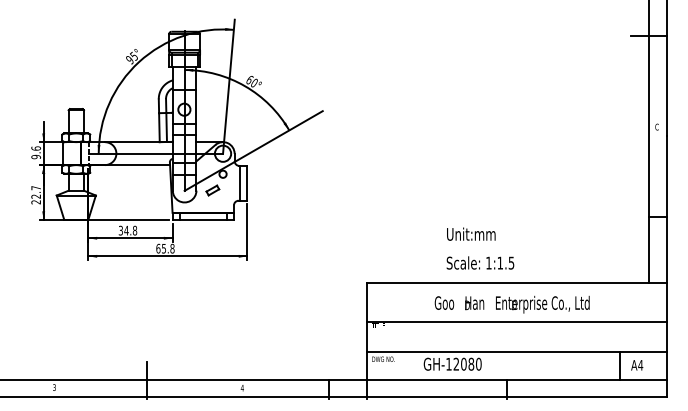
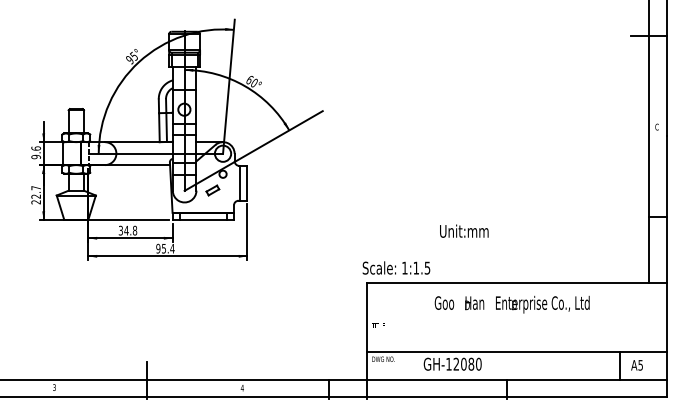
text position: (471, 233) -> (464, 230) (464, 230)
text: 65.8 -> 95.4 (165, 248)
text position: (480, 262) -> (396, 267) (396, 267)
line: present -> none (517, 321)
text: A4 -> A5 (640, 365)
